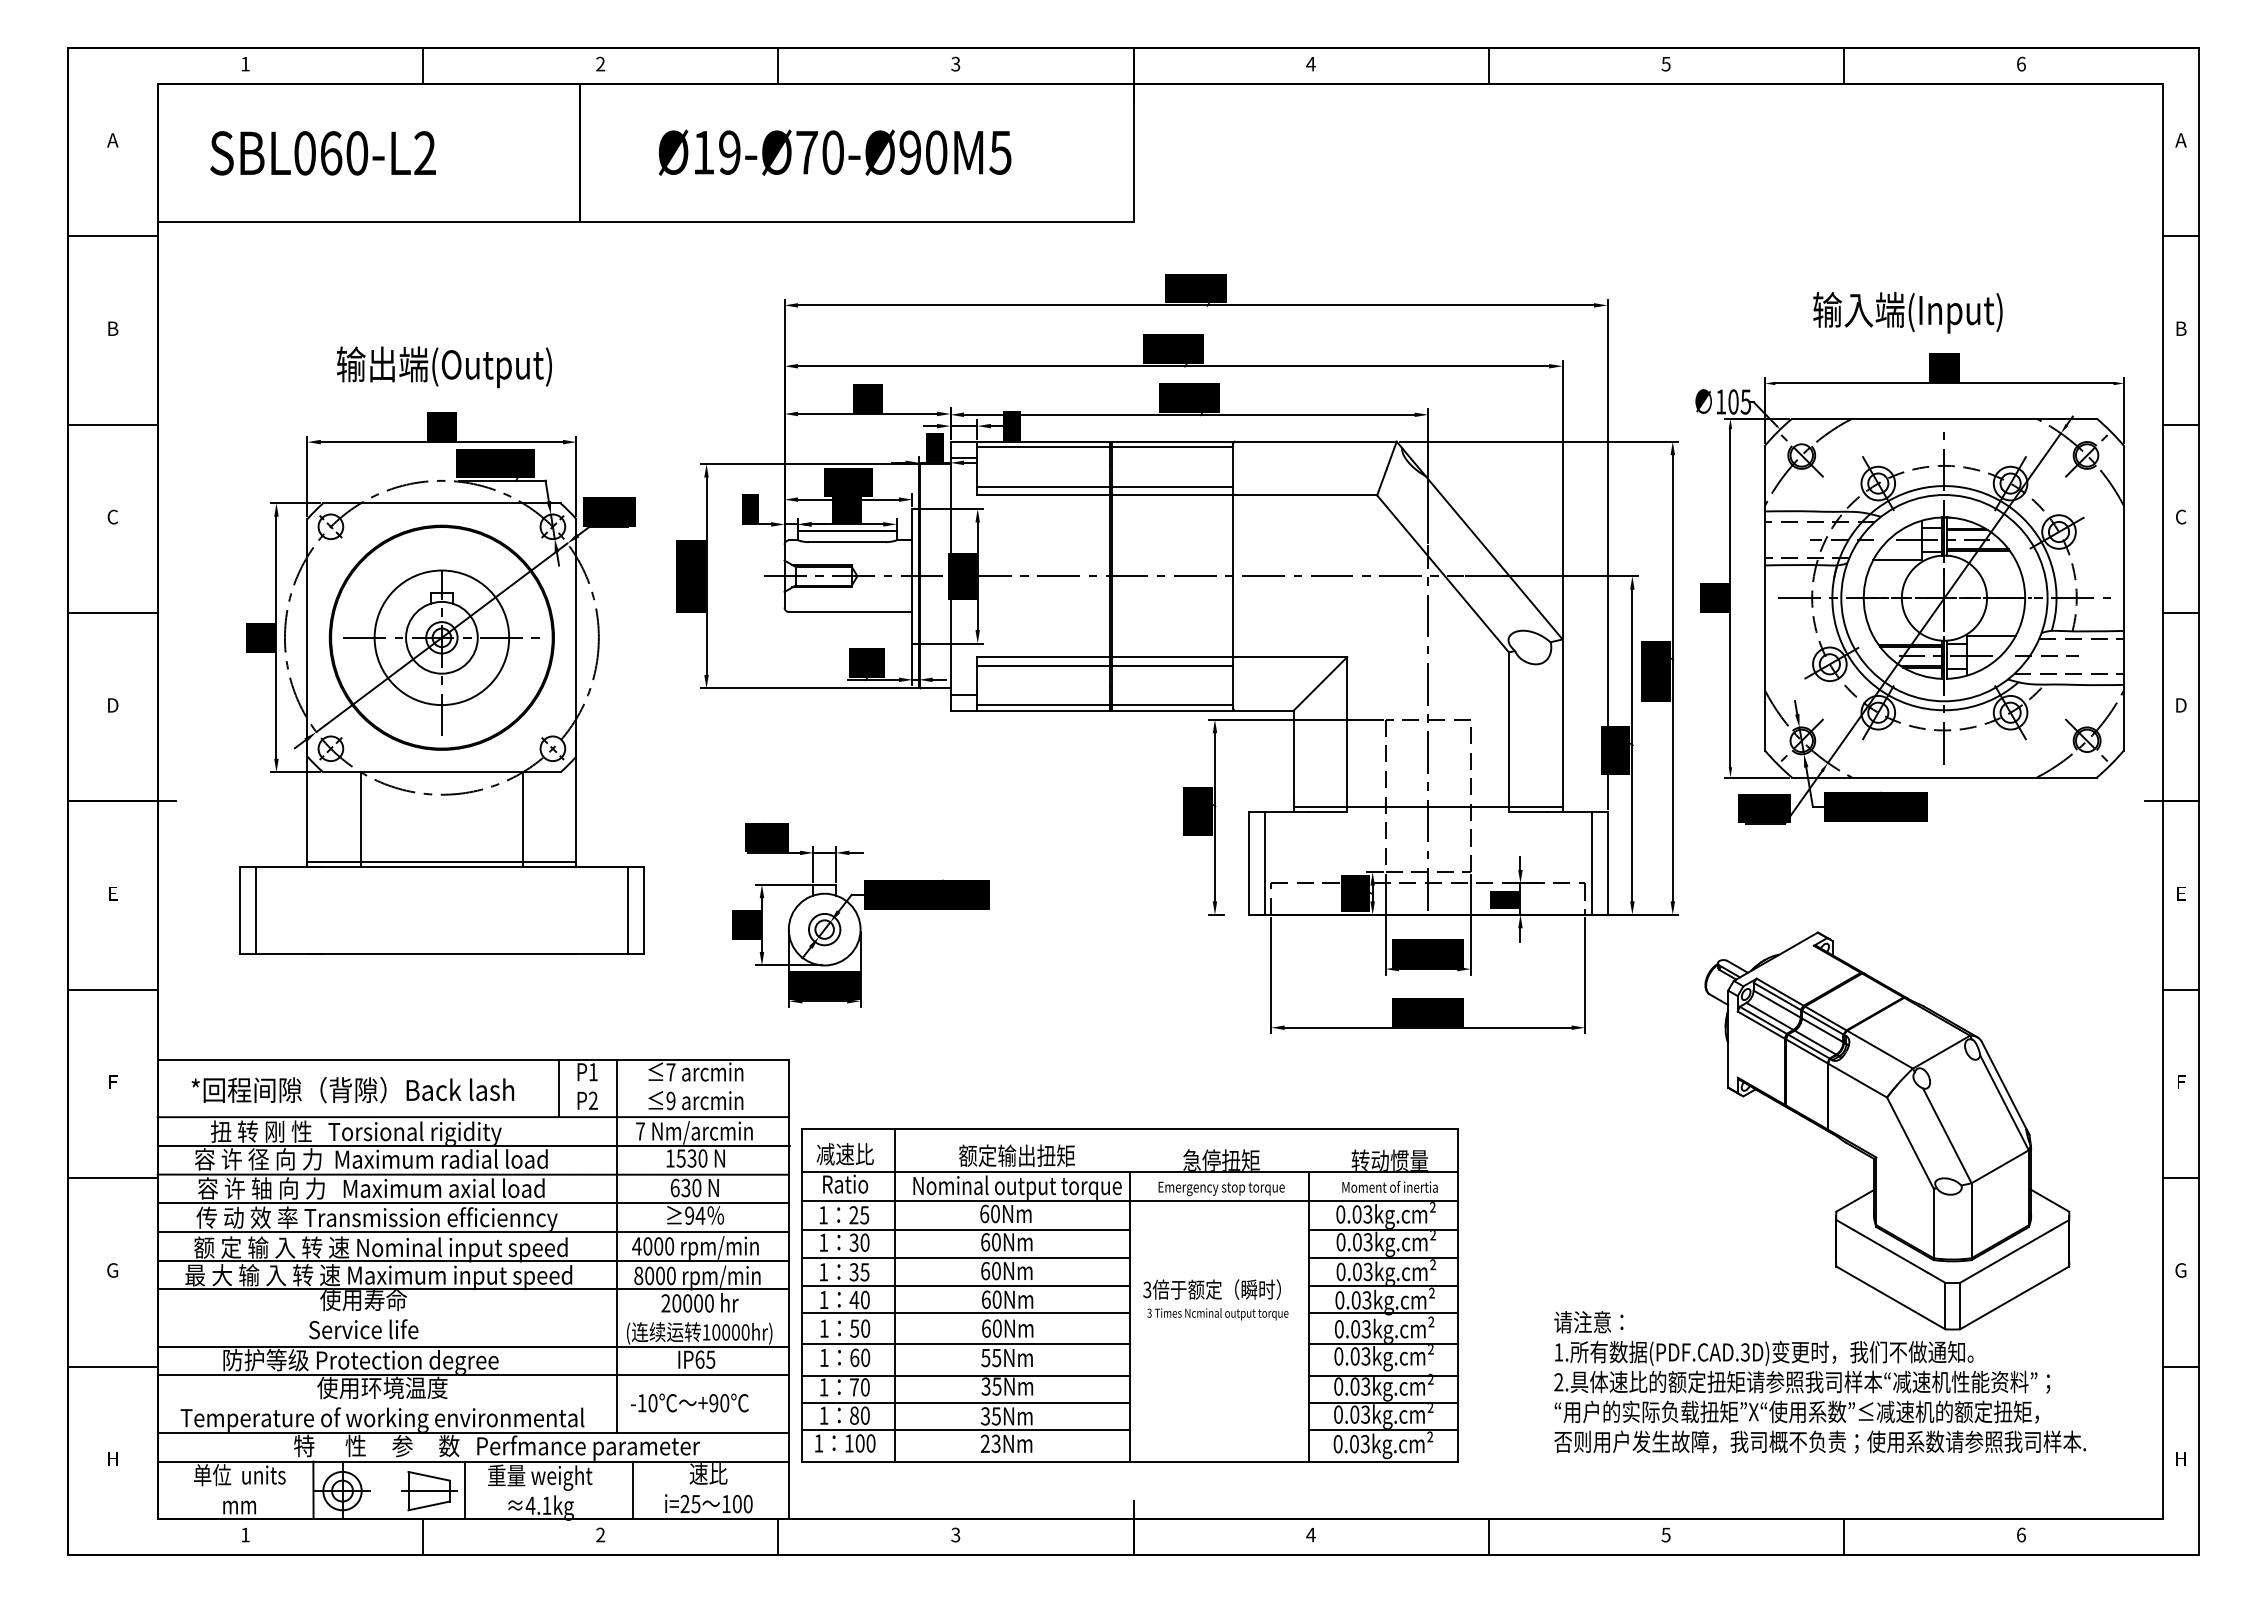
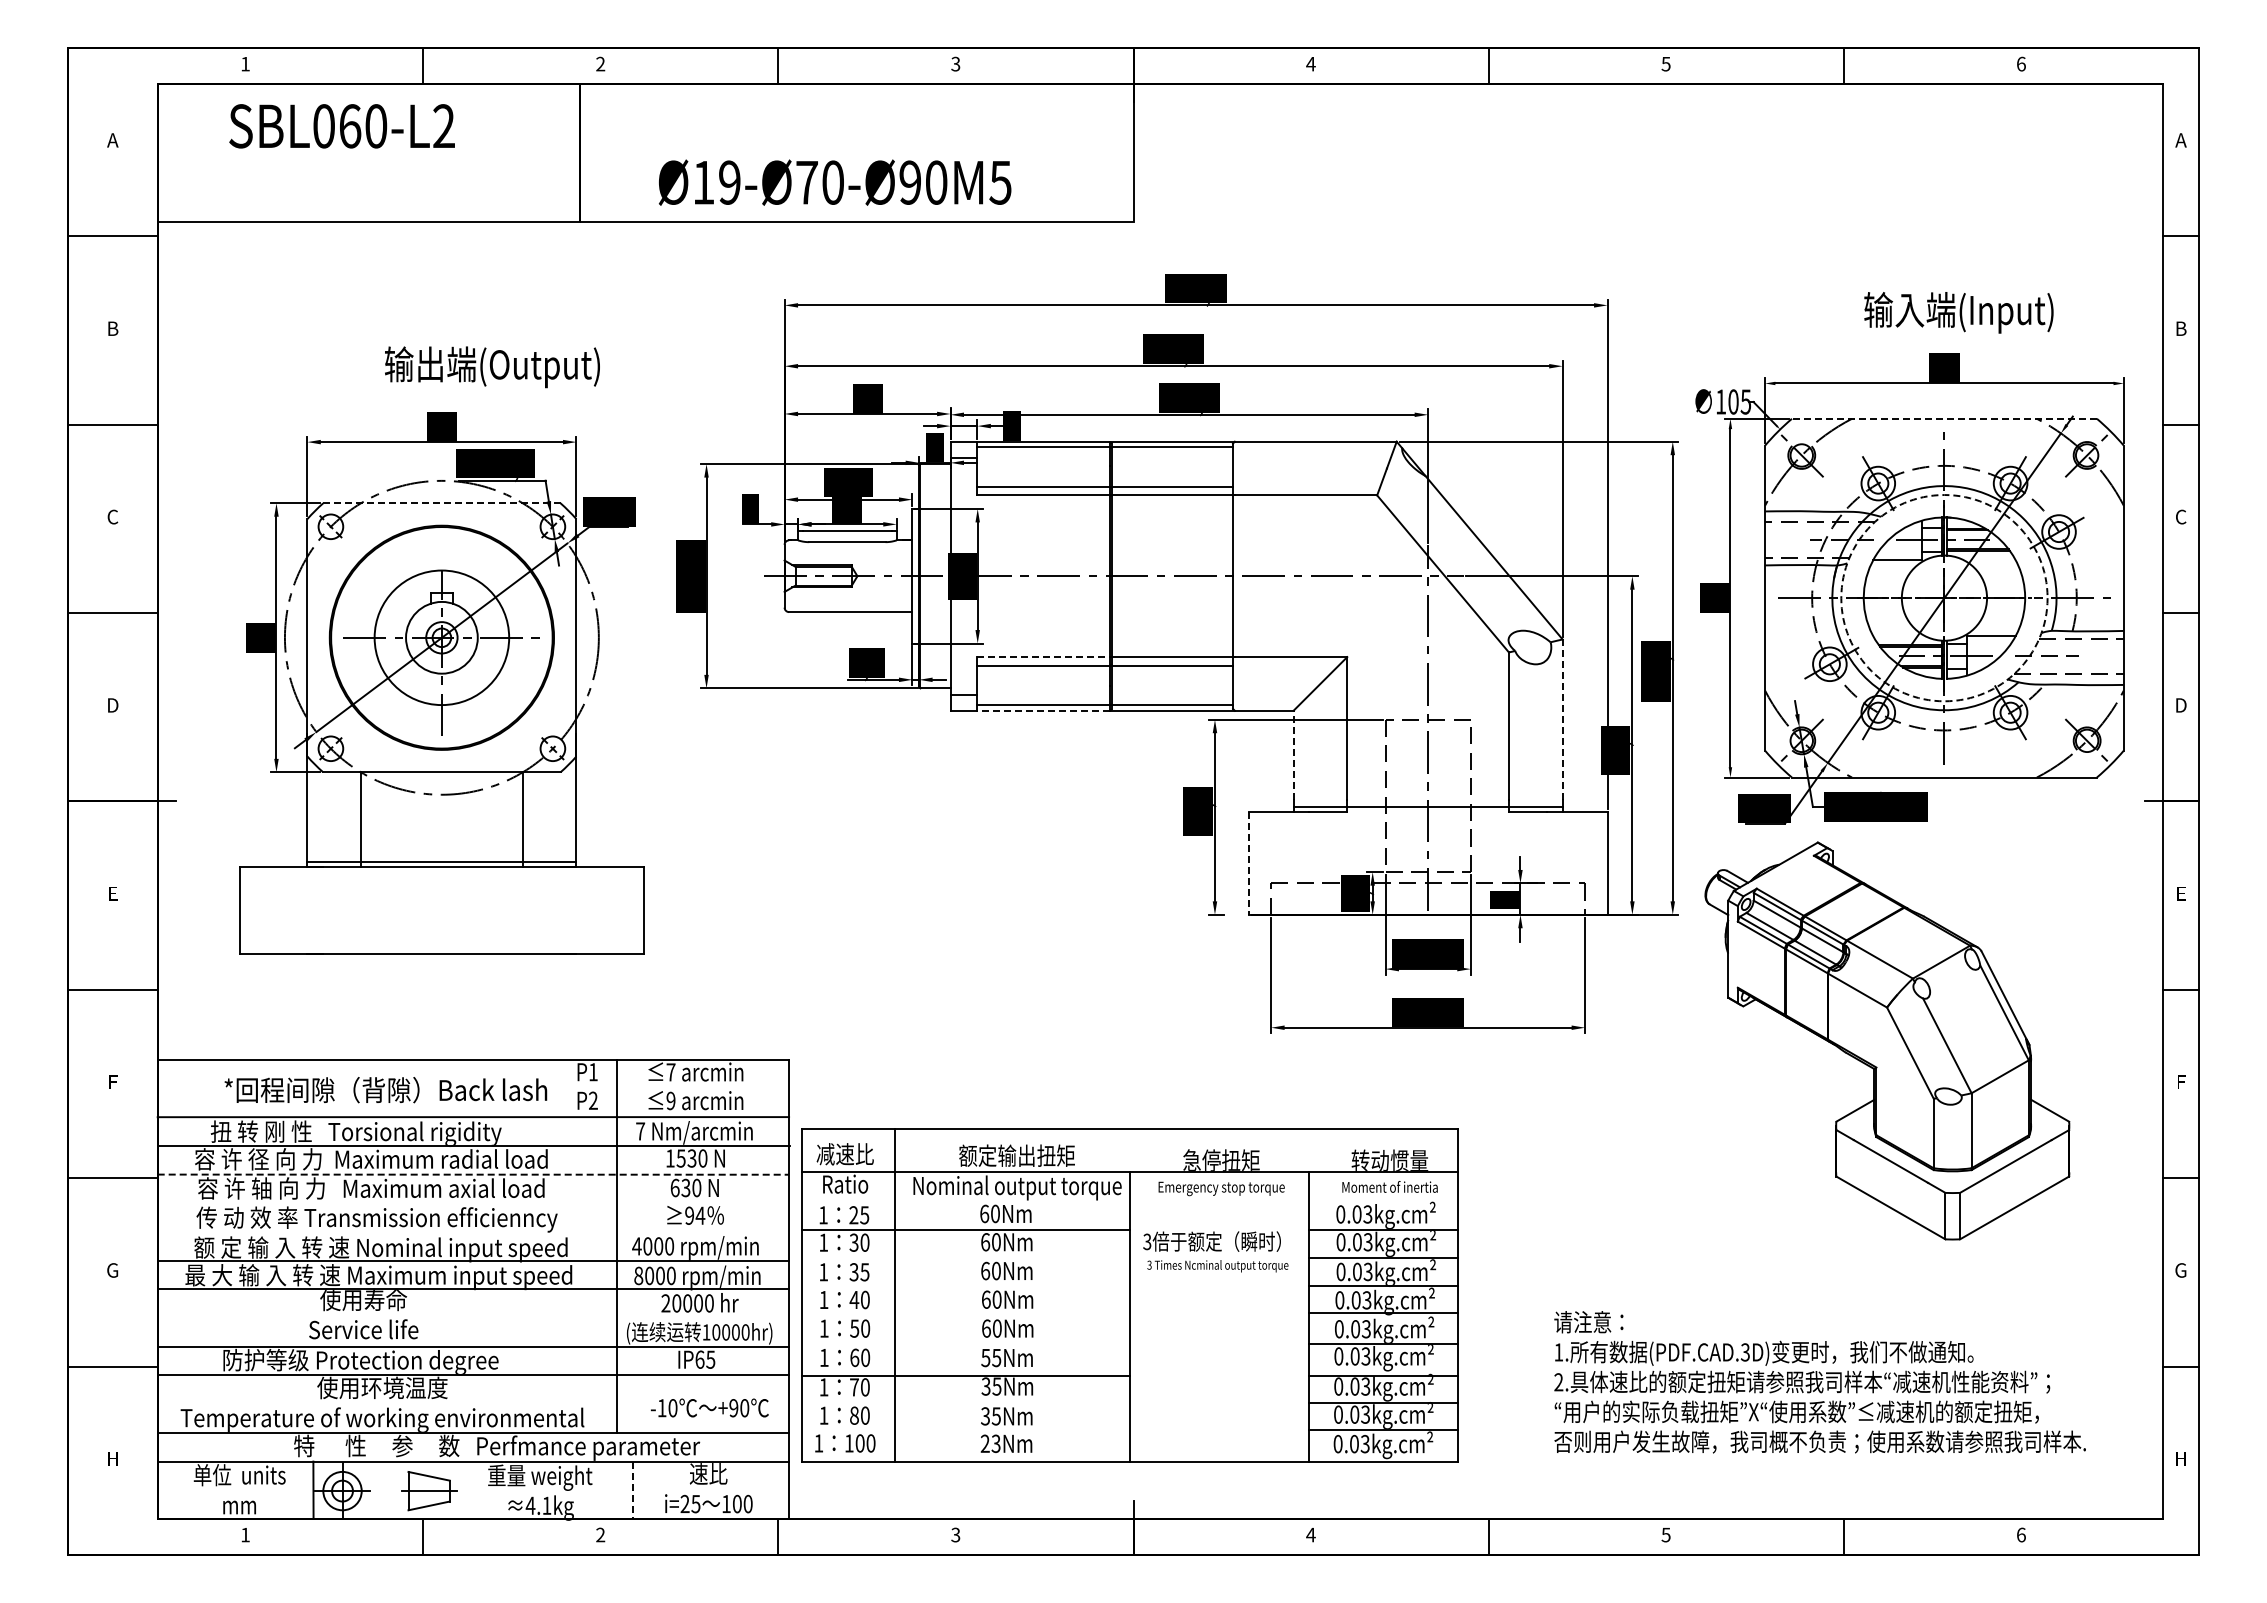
text position: (834, 152) -> (834, 182) (834, 182)
text position: (322, 153) -> (341, 126) (341, 126)
text position: (1907, 312) -> (1958, 312) (1958, 312)
text position: (444, 367) -> (492, 367) (492, 367)
line: solid -> dashed (1943, 418)
line: solid -> dashed (441, 503)
circle: solid -> dashed (1944, 598)
line: solid -> dashed (1044, 657)
line: solid -> dashed (1043, 710)
line: solid -> dashed (1562, 720)
line: solid -> dashed (1293, 755)
line: present -> none (1264, 862)
line: present -> none (1591, 862)
line: solid -> dashed (1248, 863)
line: present -> none (255, 909)
line: present -> none (627, 909)
part: present -> none (860, 914)
line: present -> none (558, 1088)
text position: (352, 1090) -> (385, 1090) (385, 1090)
part position: (1887, 1130) -> (1887, 1040) (1887, 1040)
line: solid -> dashed (473, 1174)
line: present -> none (1130, 1200)
line: present -> none (473, 1203)
line: present -> none (473, 1231)
line: present -> none (966, 1258)
line: present -> none (966, 1286)
text position: (1215, 1299) -> (1215, 1251) (1215, 1251)
line: present -> none (966, 1312)
line: present -> none (966, 1344)
text position: (689, 1402) -> (709, 1407) (709, 1407)
line: present -> none (966, 1402)
line: present -> none (966, 1429)
line: present -> none (465, 1489)
line: solid -> dashed (633, 1490)
